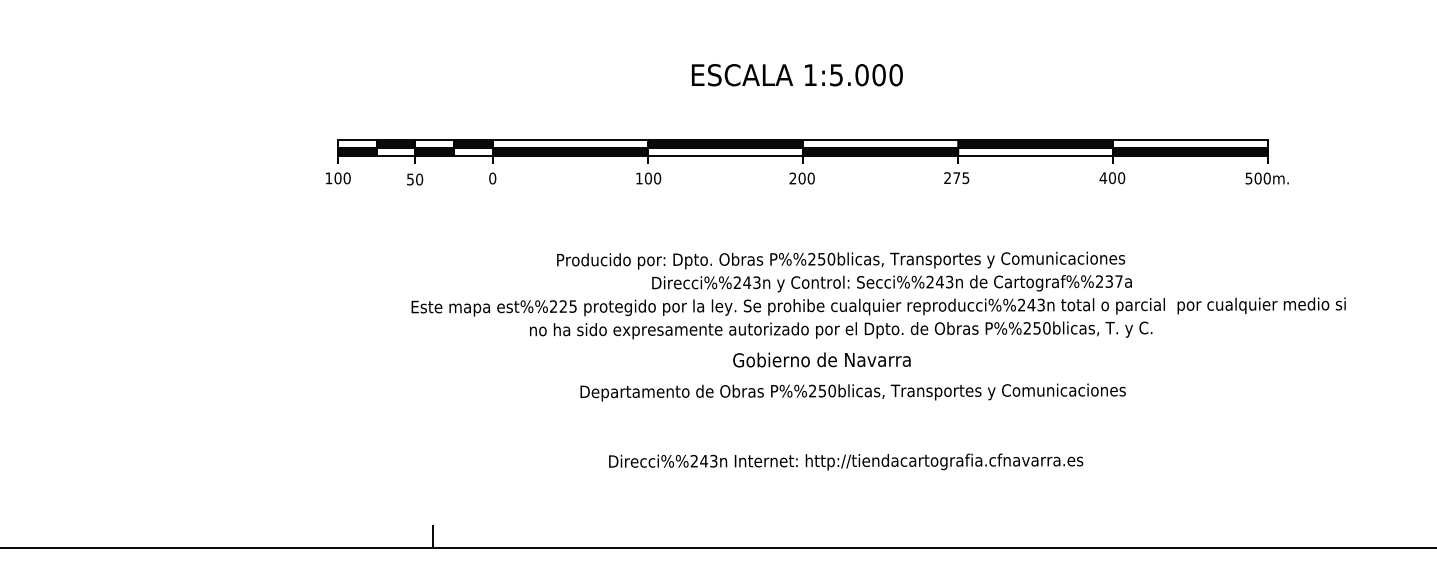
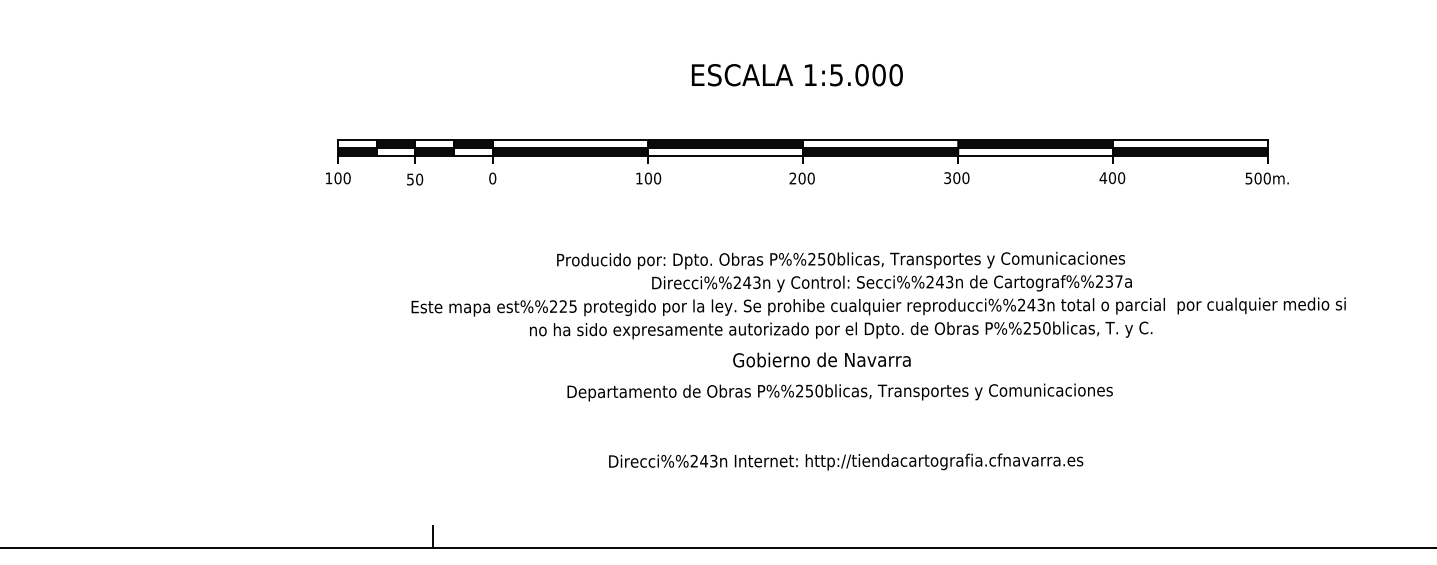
text: 275 -> 300 (956, 178)
text position: (852, 392) -> (839, 392) (839, 392)
